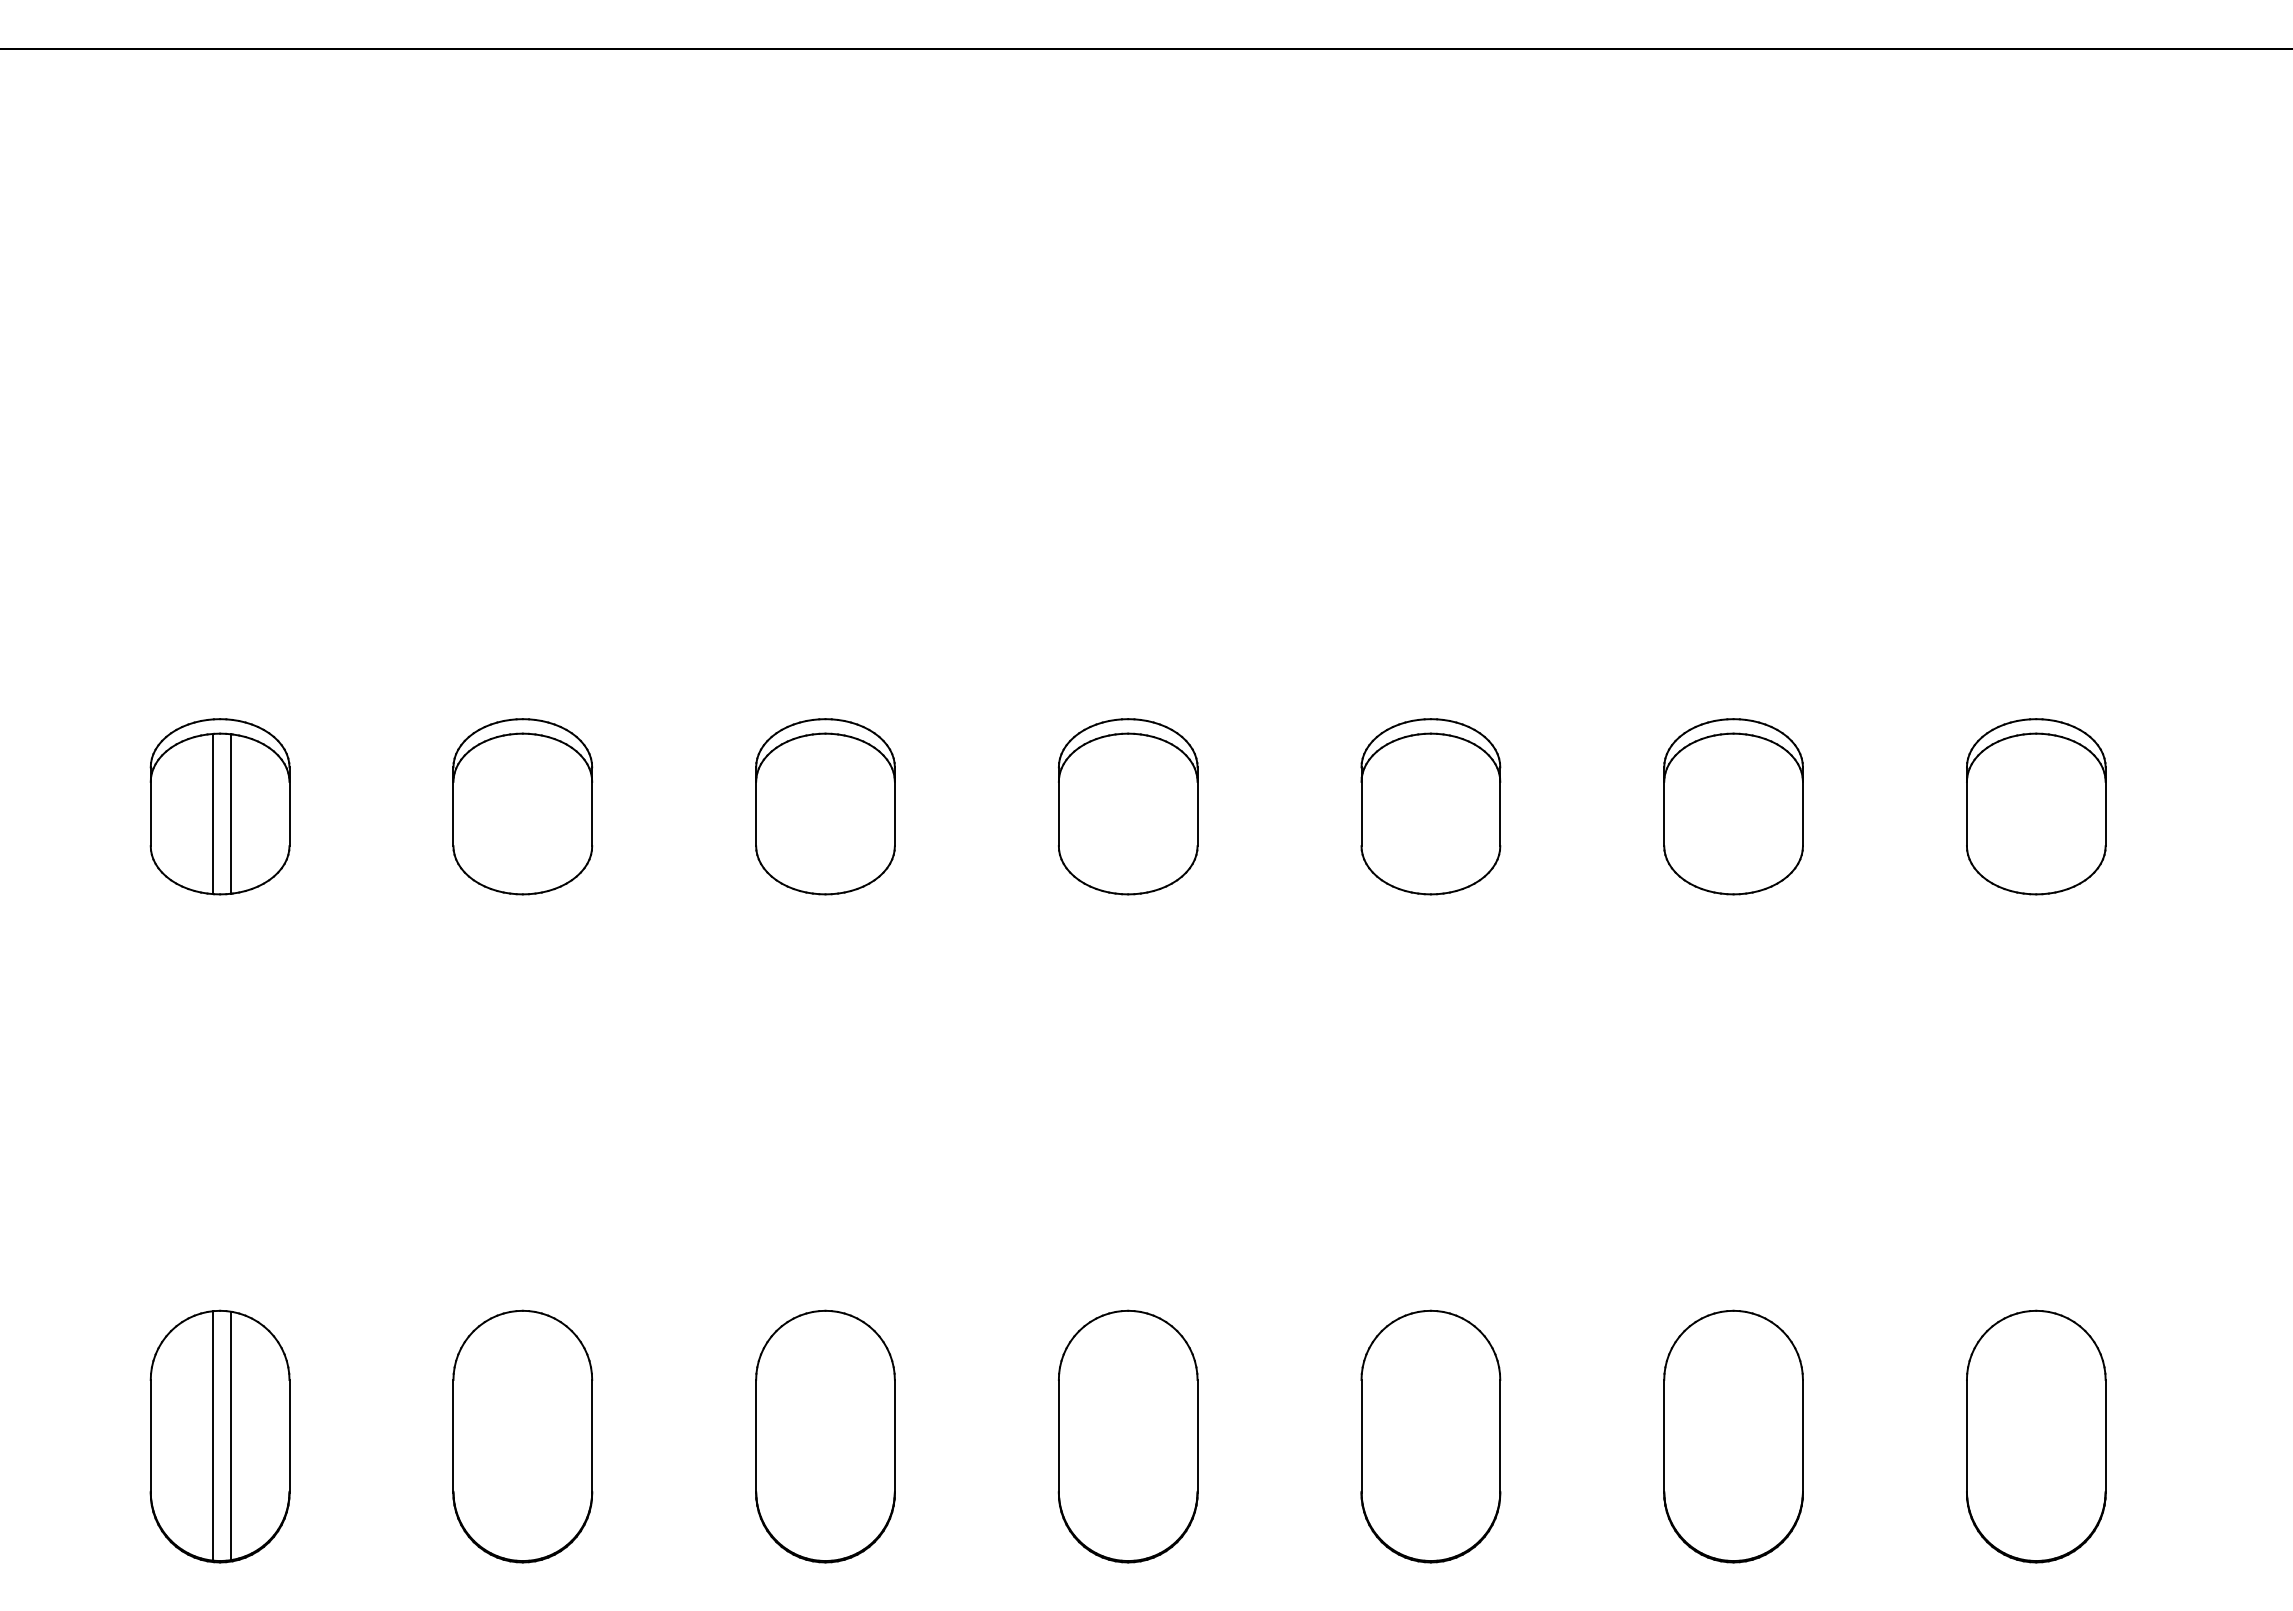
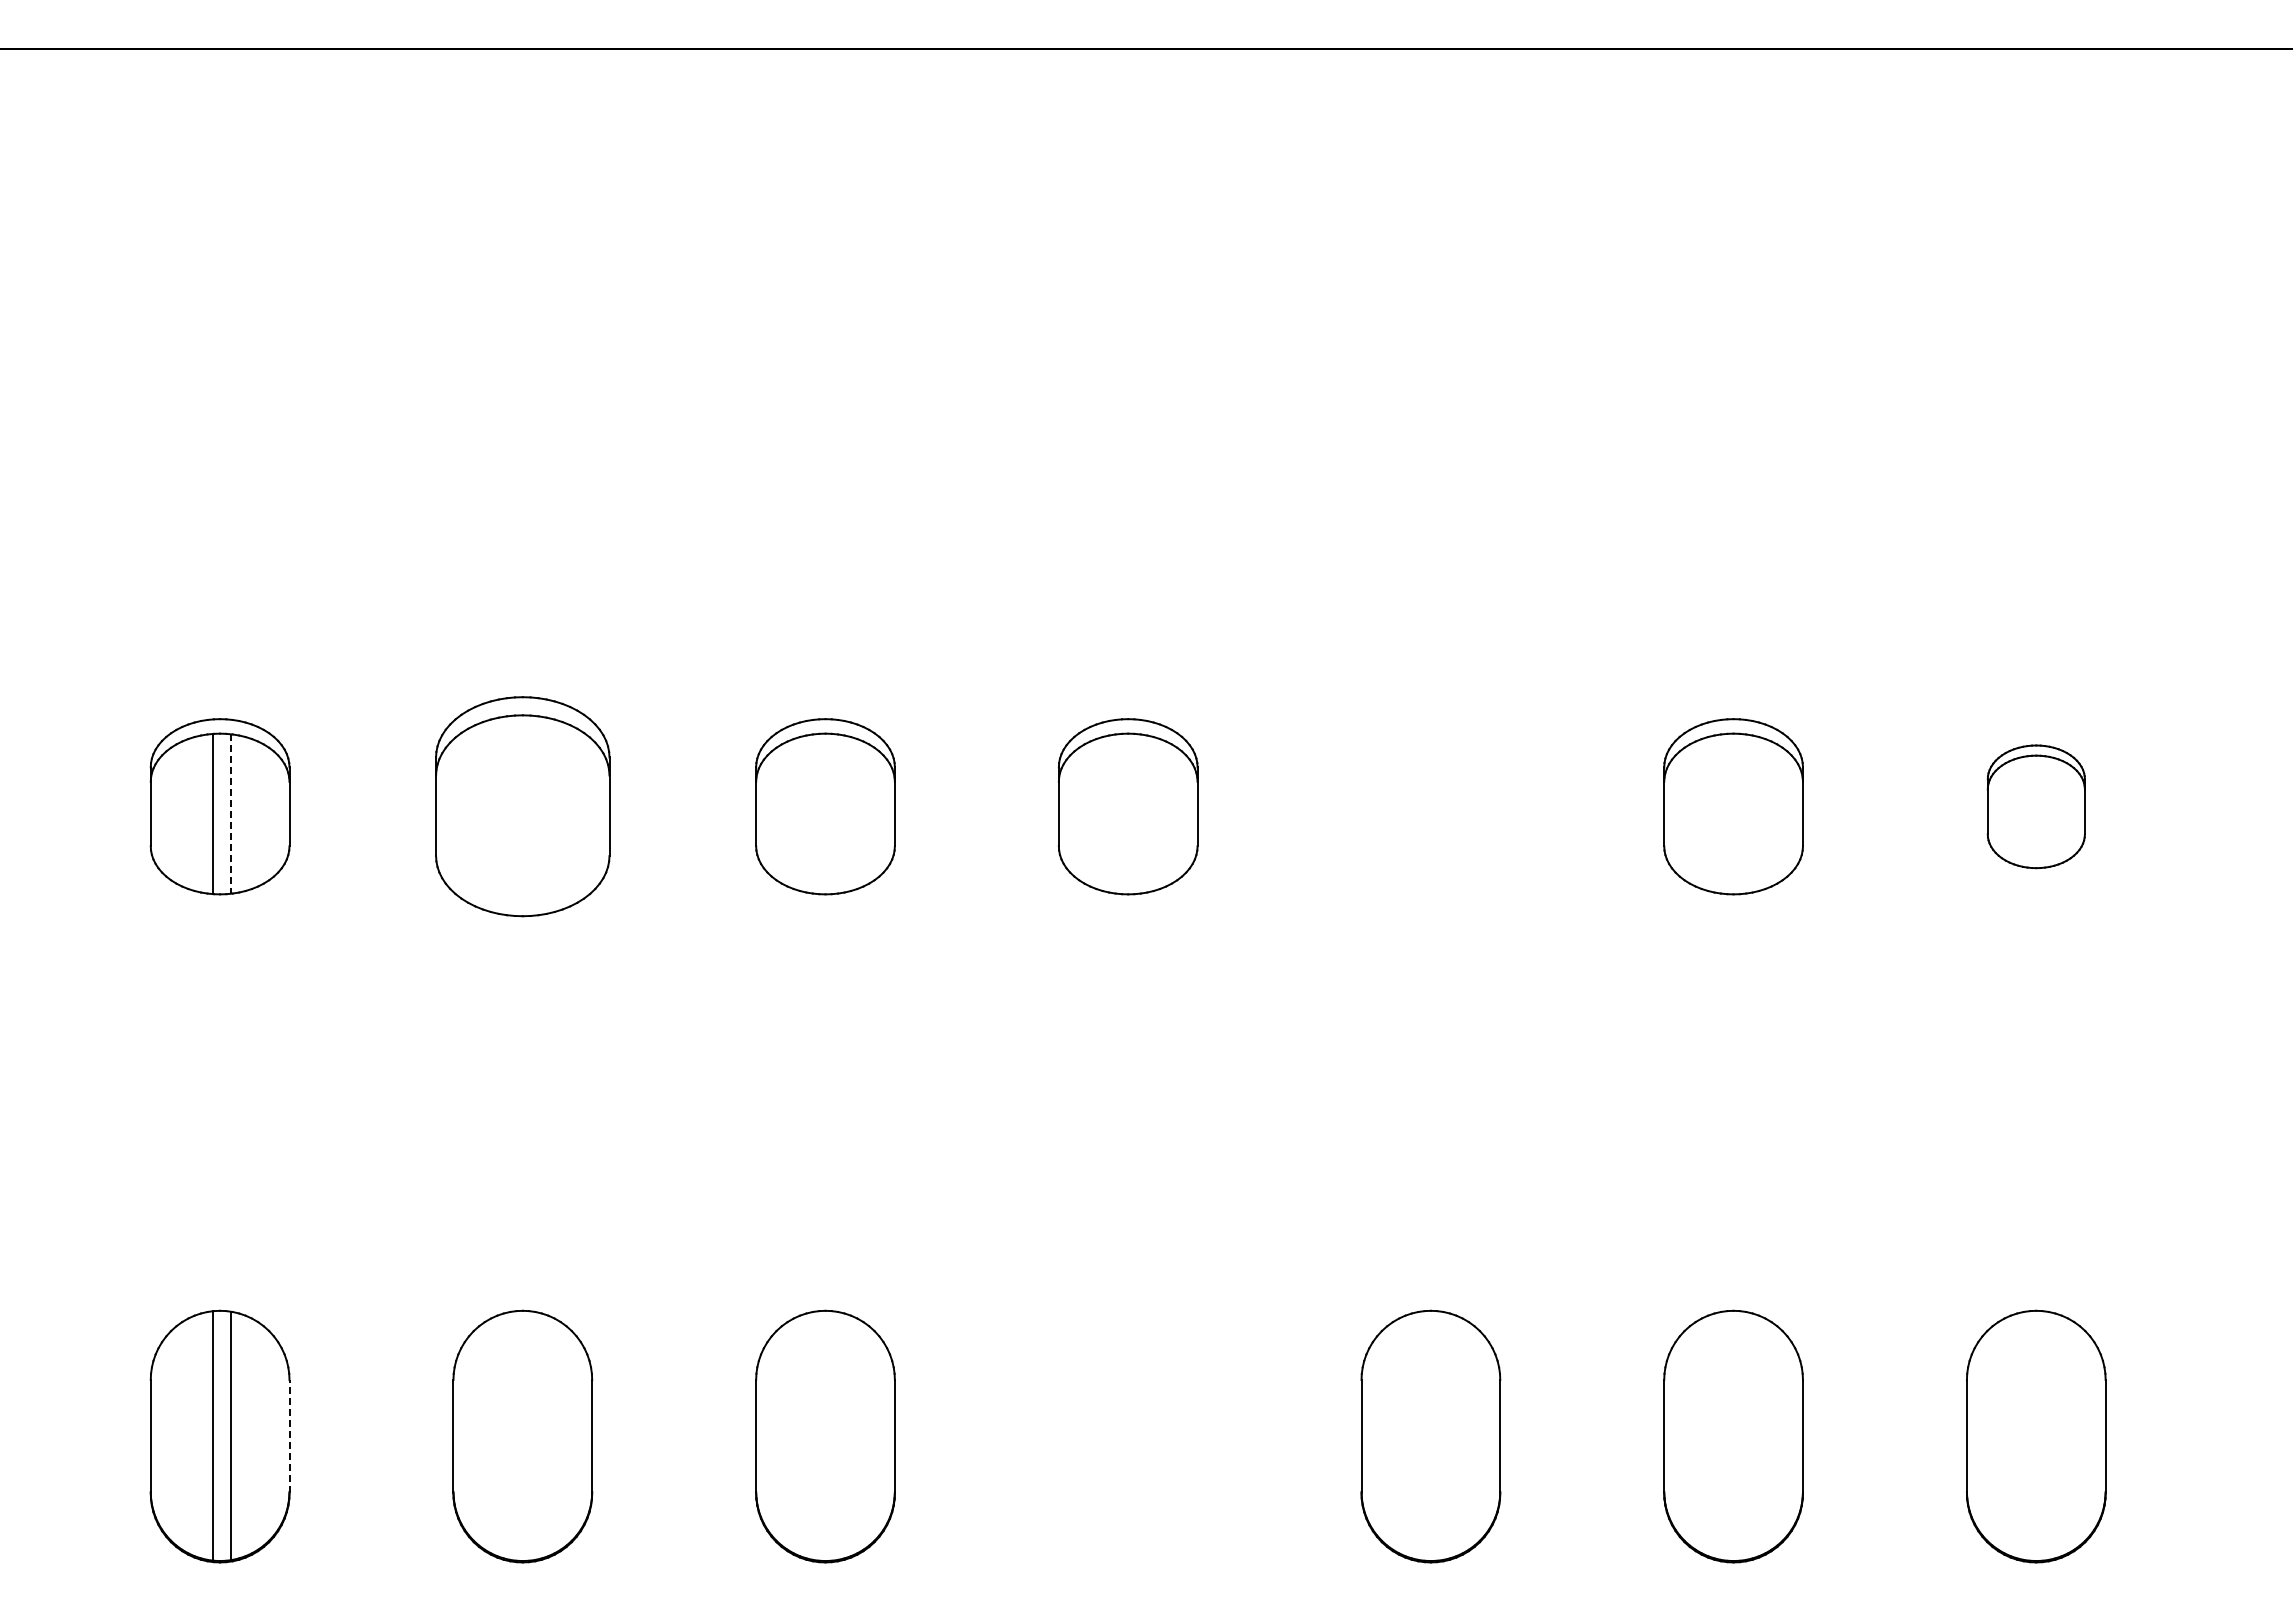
part size: 142x178 px -> 176x222 px (522, 806)
part: present -> none (1430, 806)
part size: 141x178 px -> 100x126 px (2035, 806)
line: solid -> dashed (231, 814)
line: solid -> dashed (289, 1436)
part: present -> none (1127, 1436)
